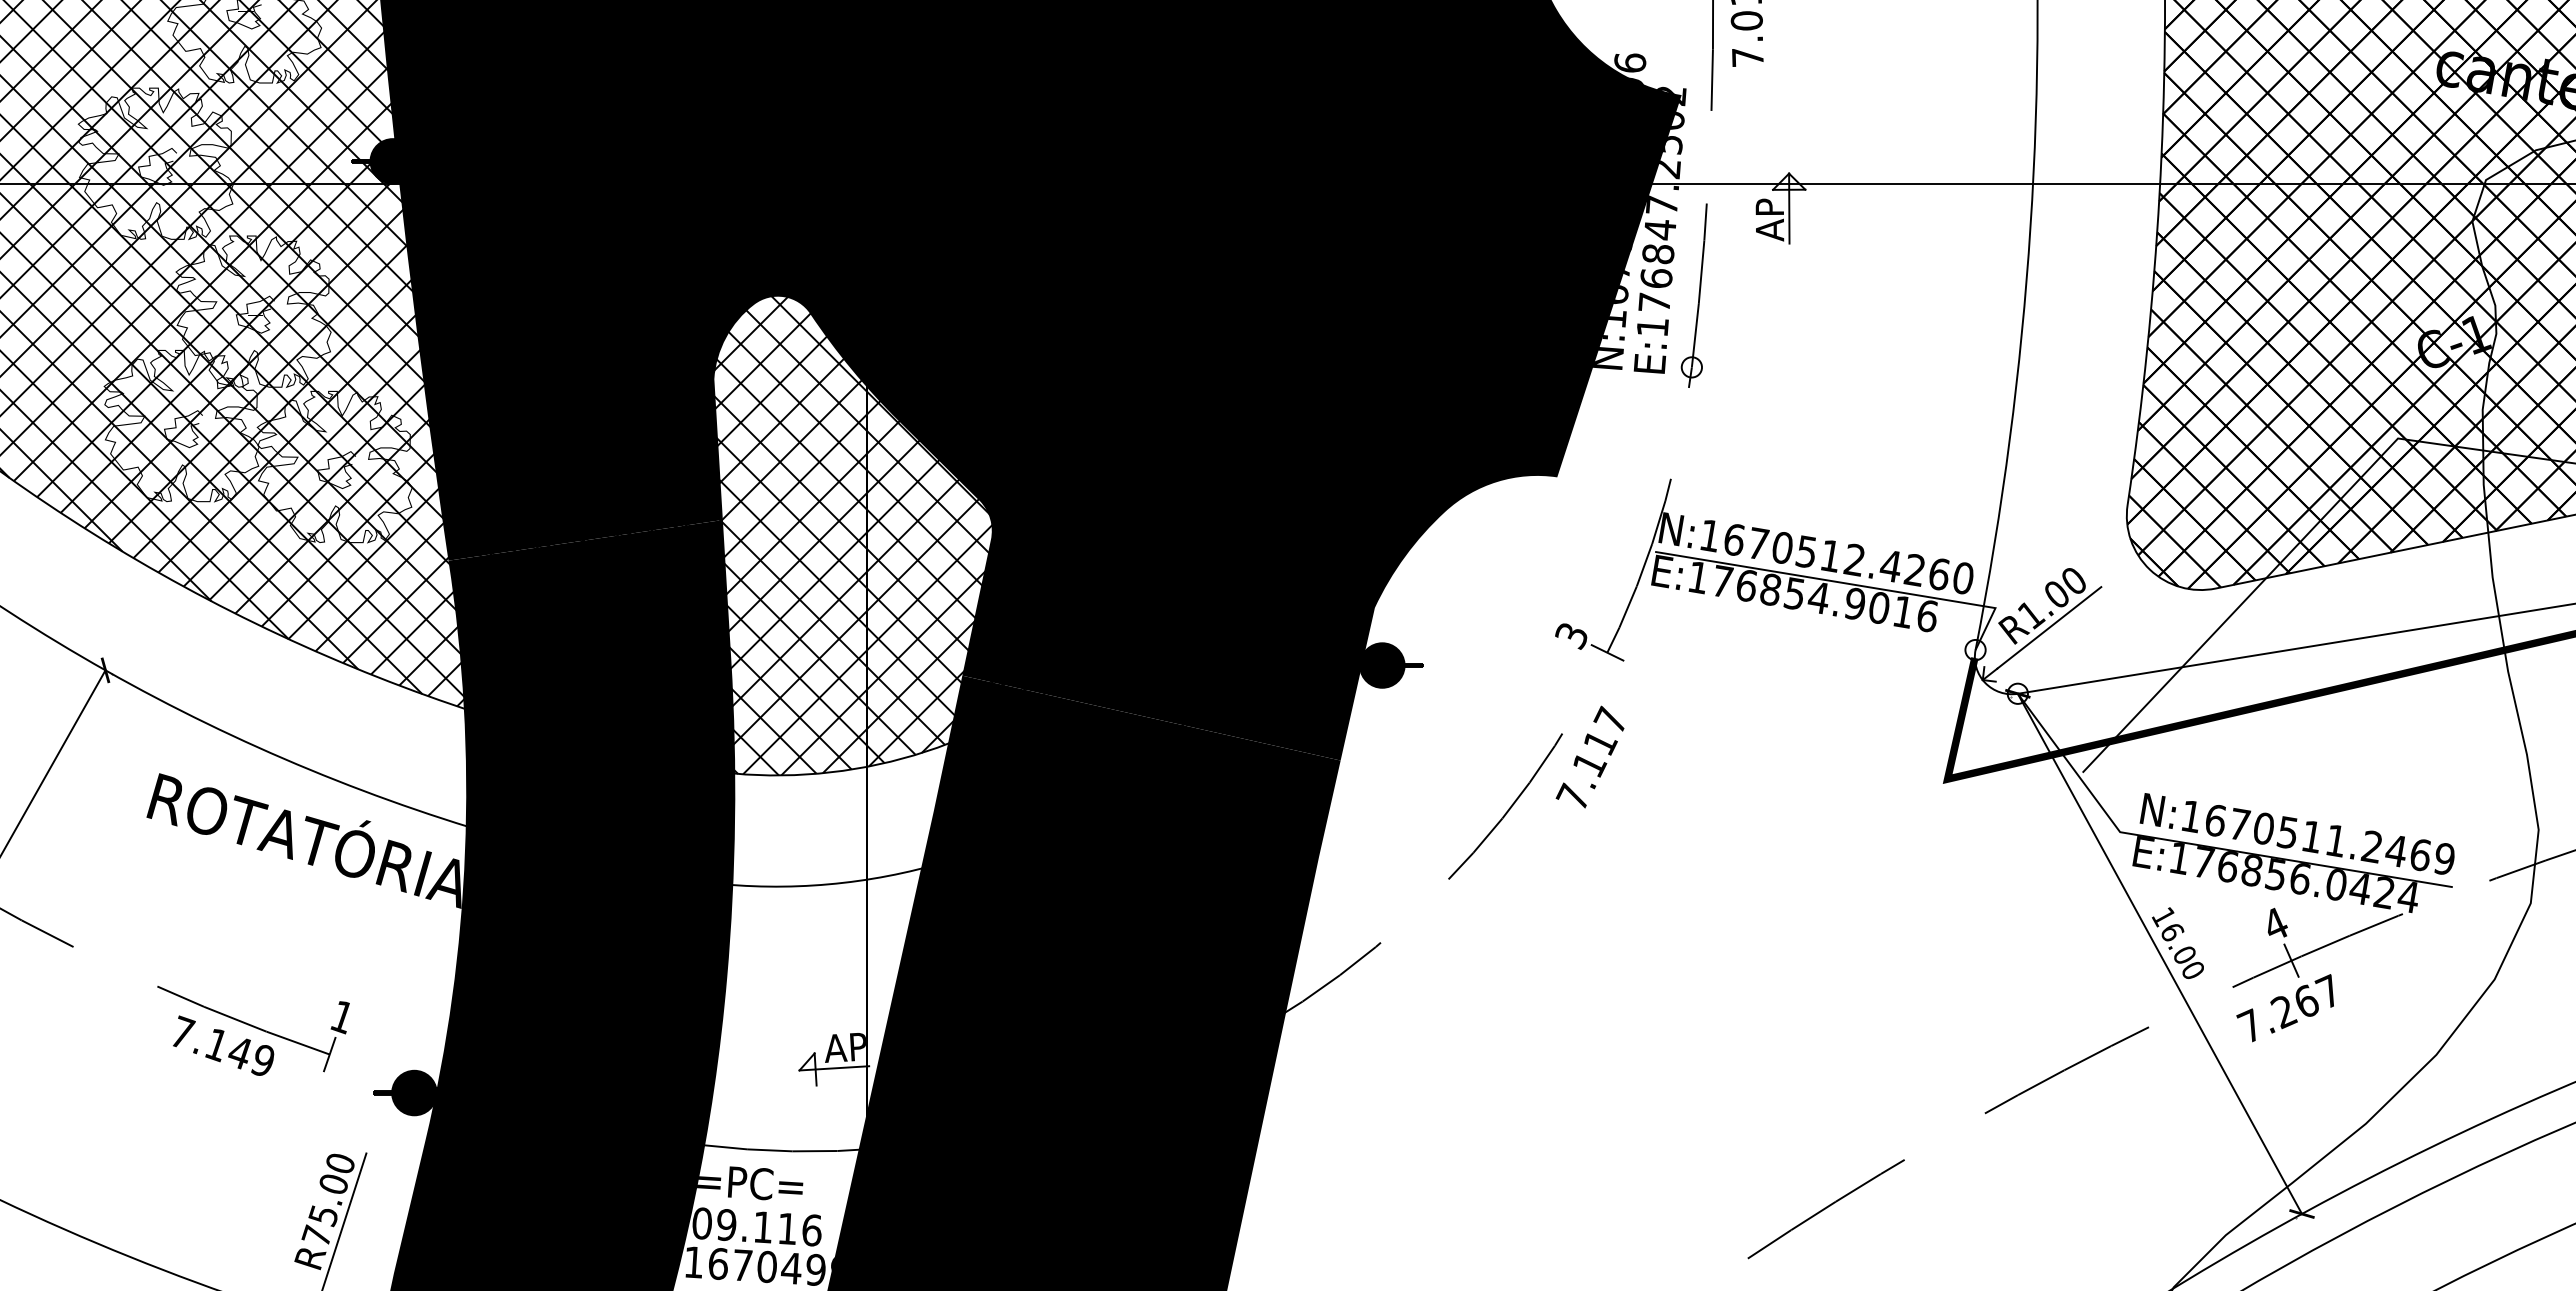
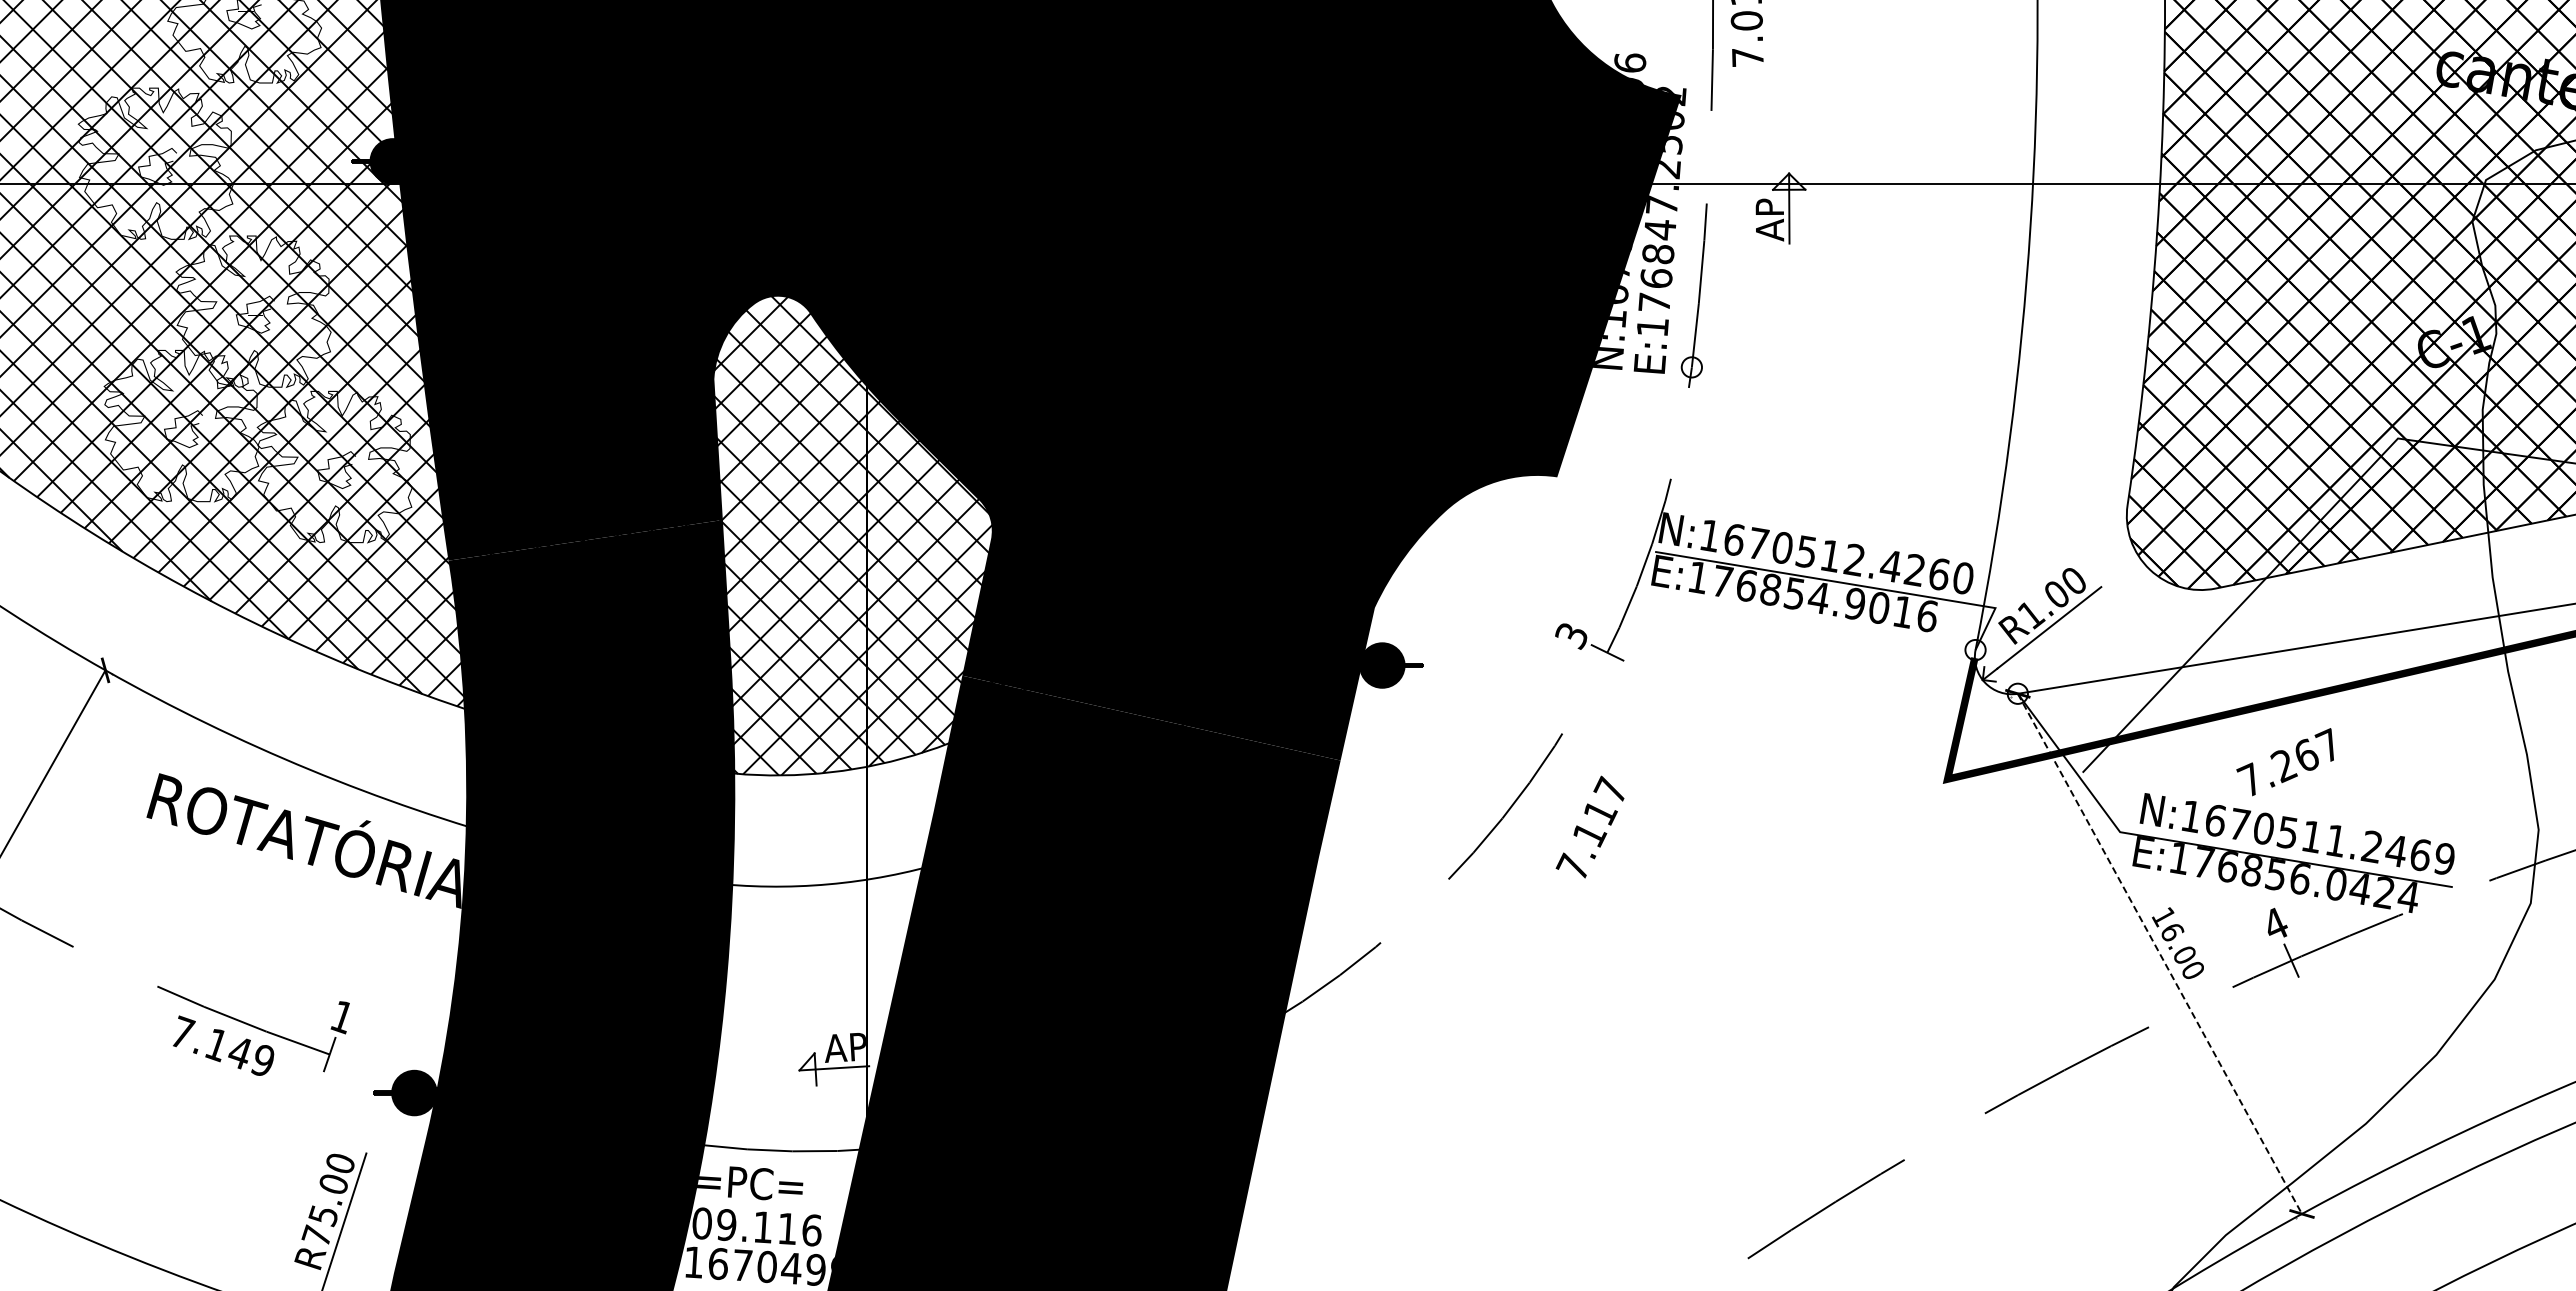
text position: (1589, 756) -> (1589, 826) (1589, 826)
line: solid -> dashed (2160, 954)
text position: (2284, 1008) -> (2284, 762) (2284, 762)
